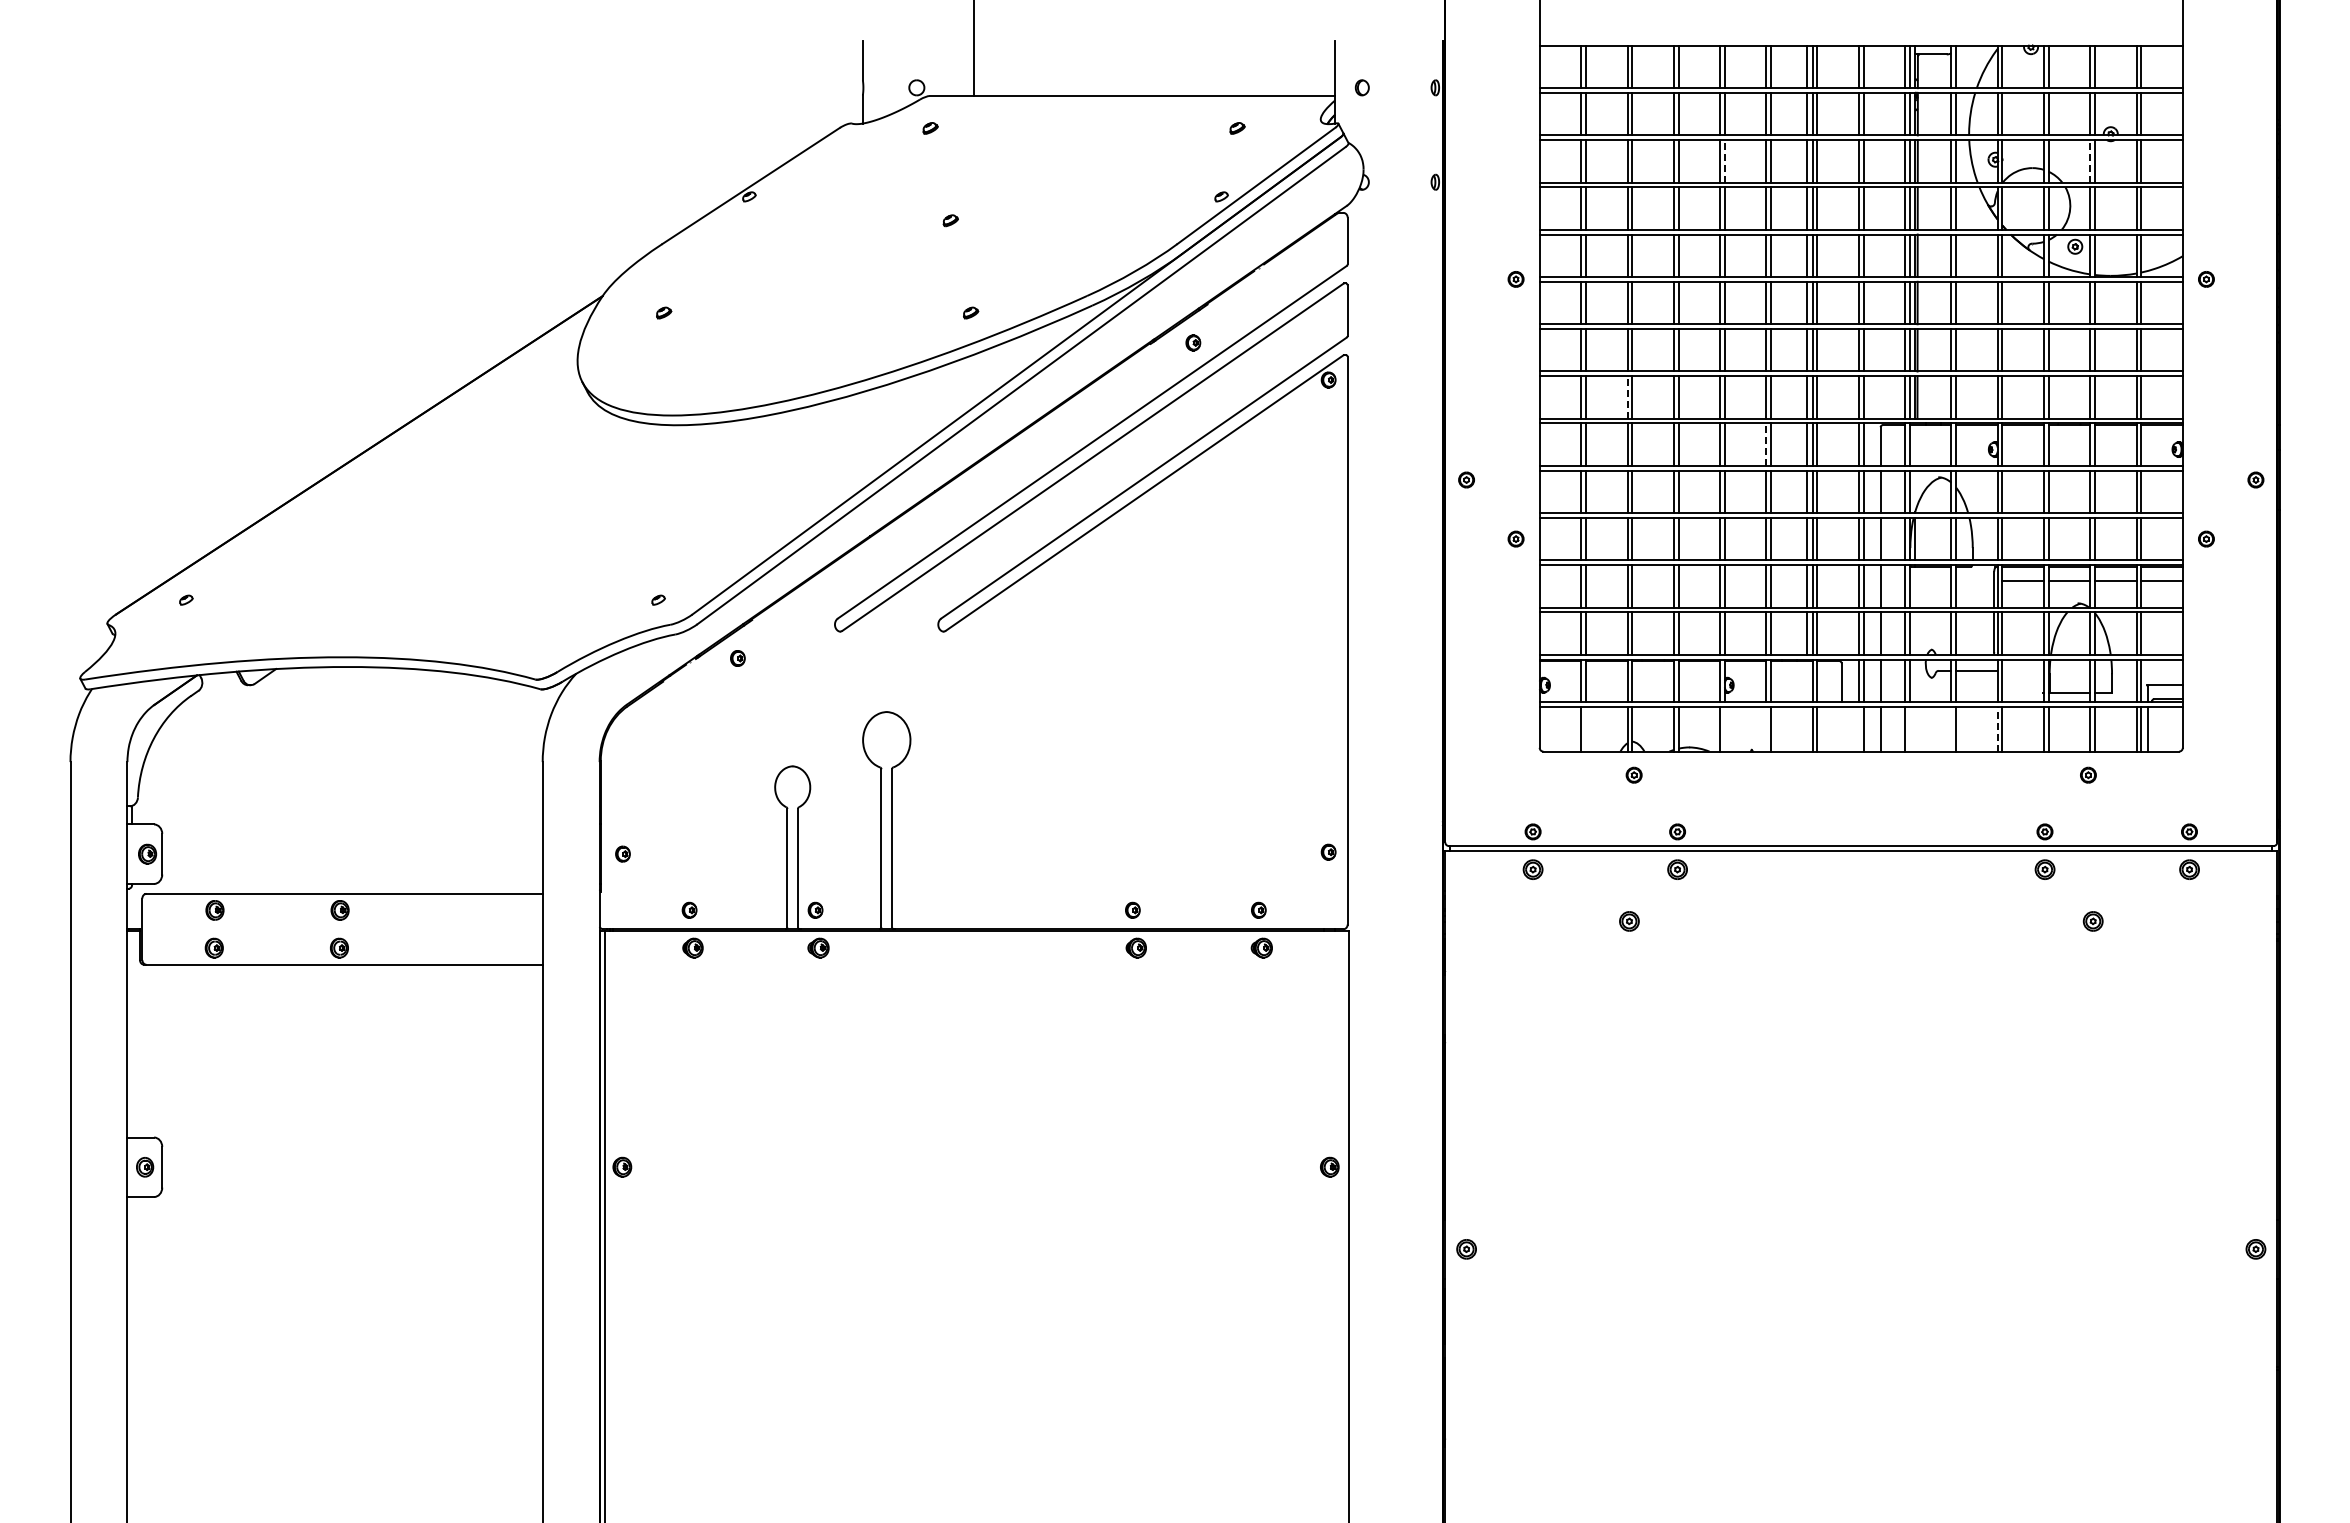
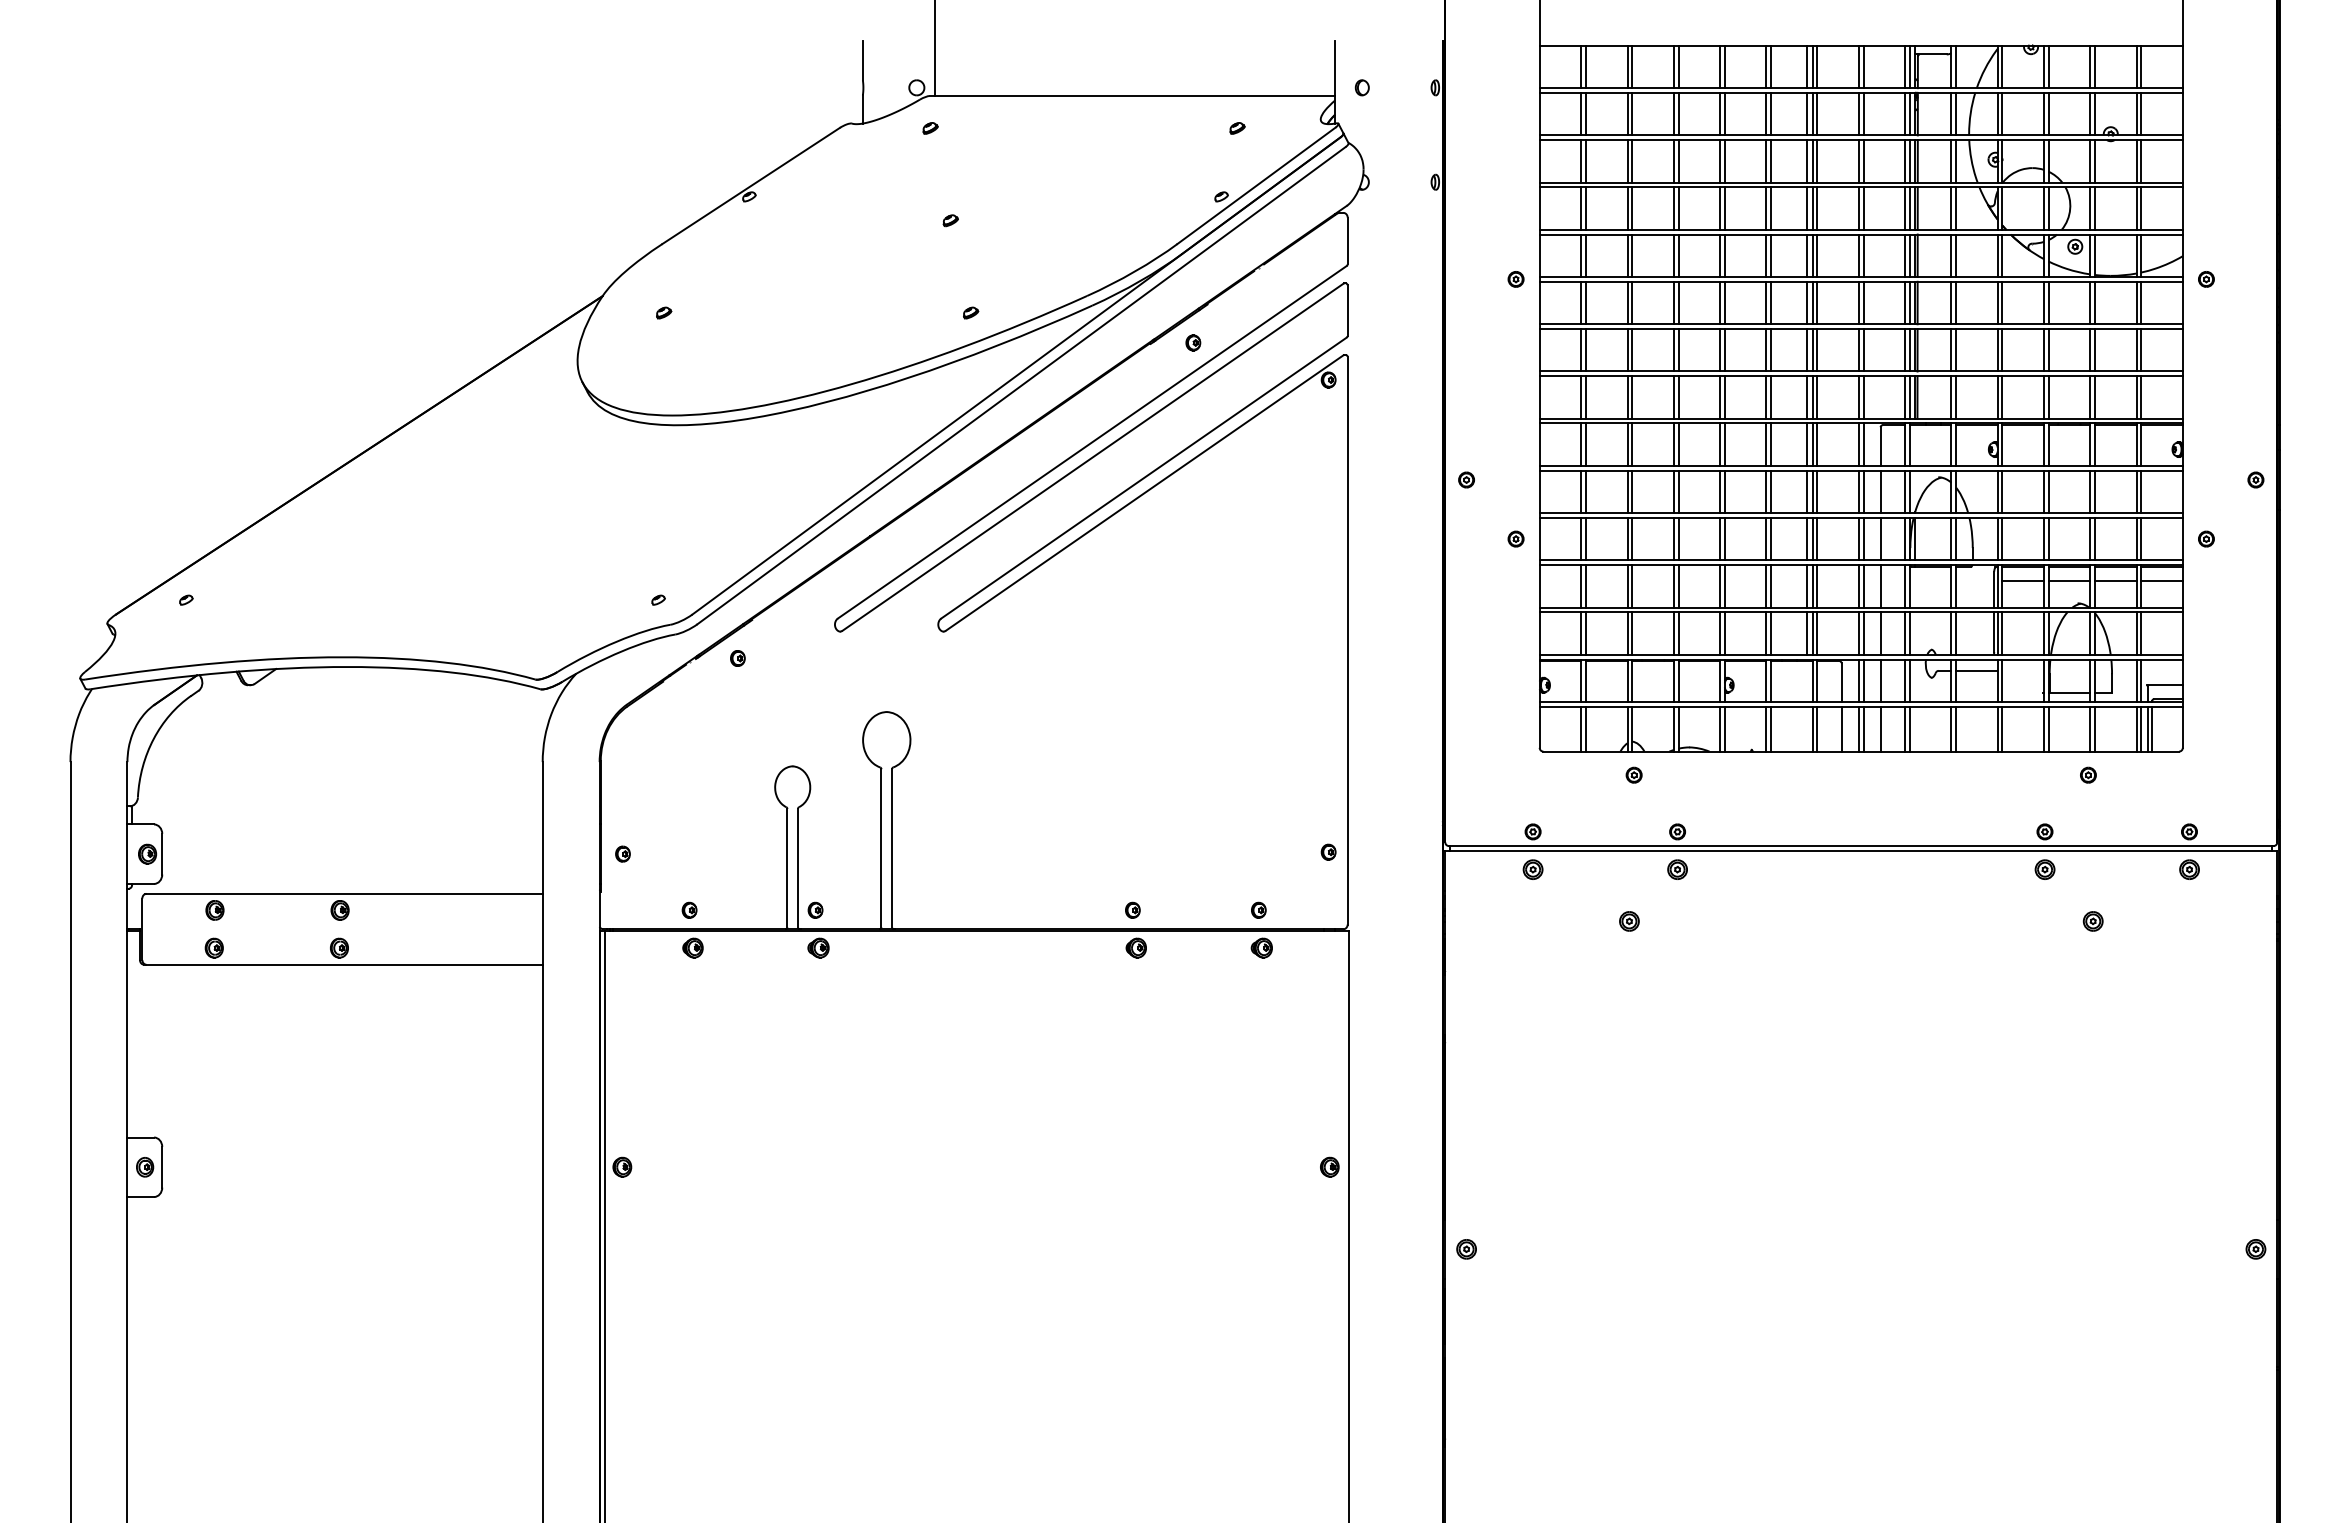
line position: (974, 49) -> (935, 49) (935, 49)
line: dashed -> solid (1724, 160)
line: dashed -> solid (2090, 160)
line: dashed -> solid (1627, 396)
line: dashed -> solid (1766, 444)
line: none -> present (1585, 728)
line: none -> present (1724, 728)
line: none -> present (1766, 728)
line: none -> present (1841, 728)
line: none -> present (1858, 728)
line: none -> present (1909, 728)
line: none -> present (1951, 728)
line: dashed -> solid (1997, 728)
line: none -> present (2152, 728)
